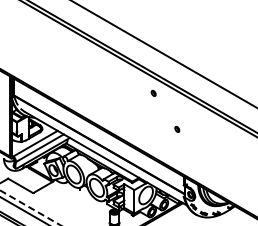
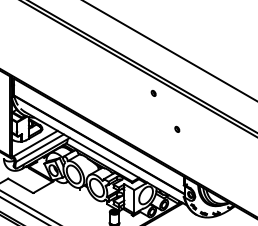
line position: (163, 54) -> (169, 50) (169, 50)
line: dashed -> solid (30, 207)
